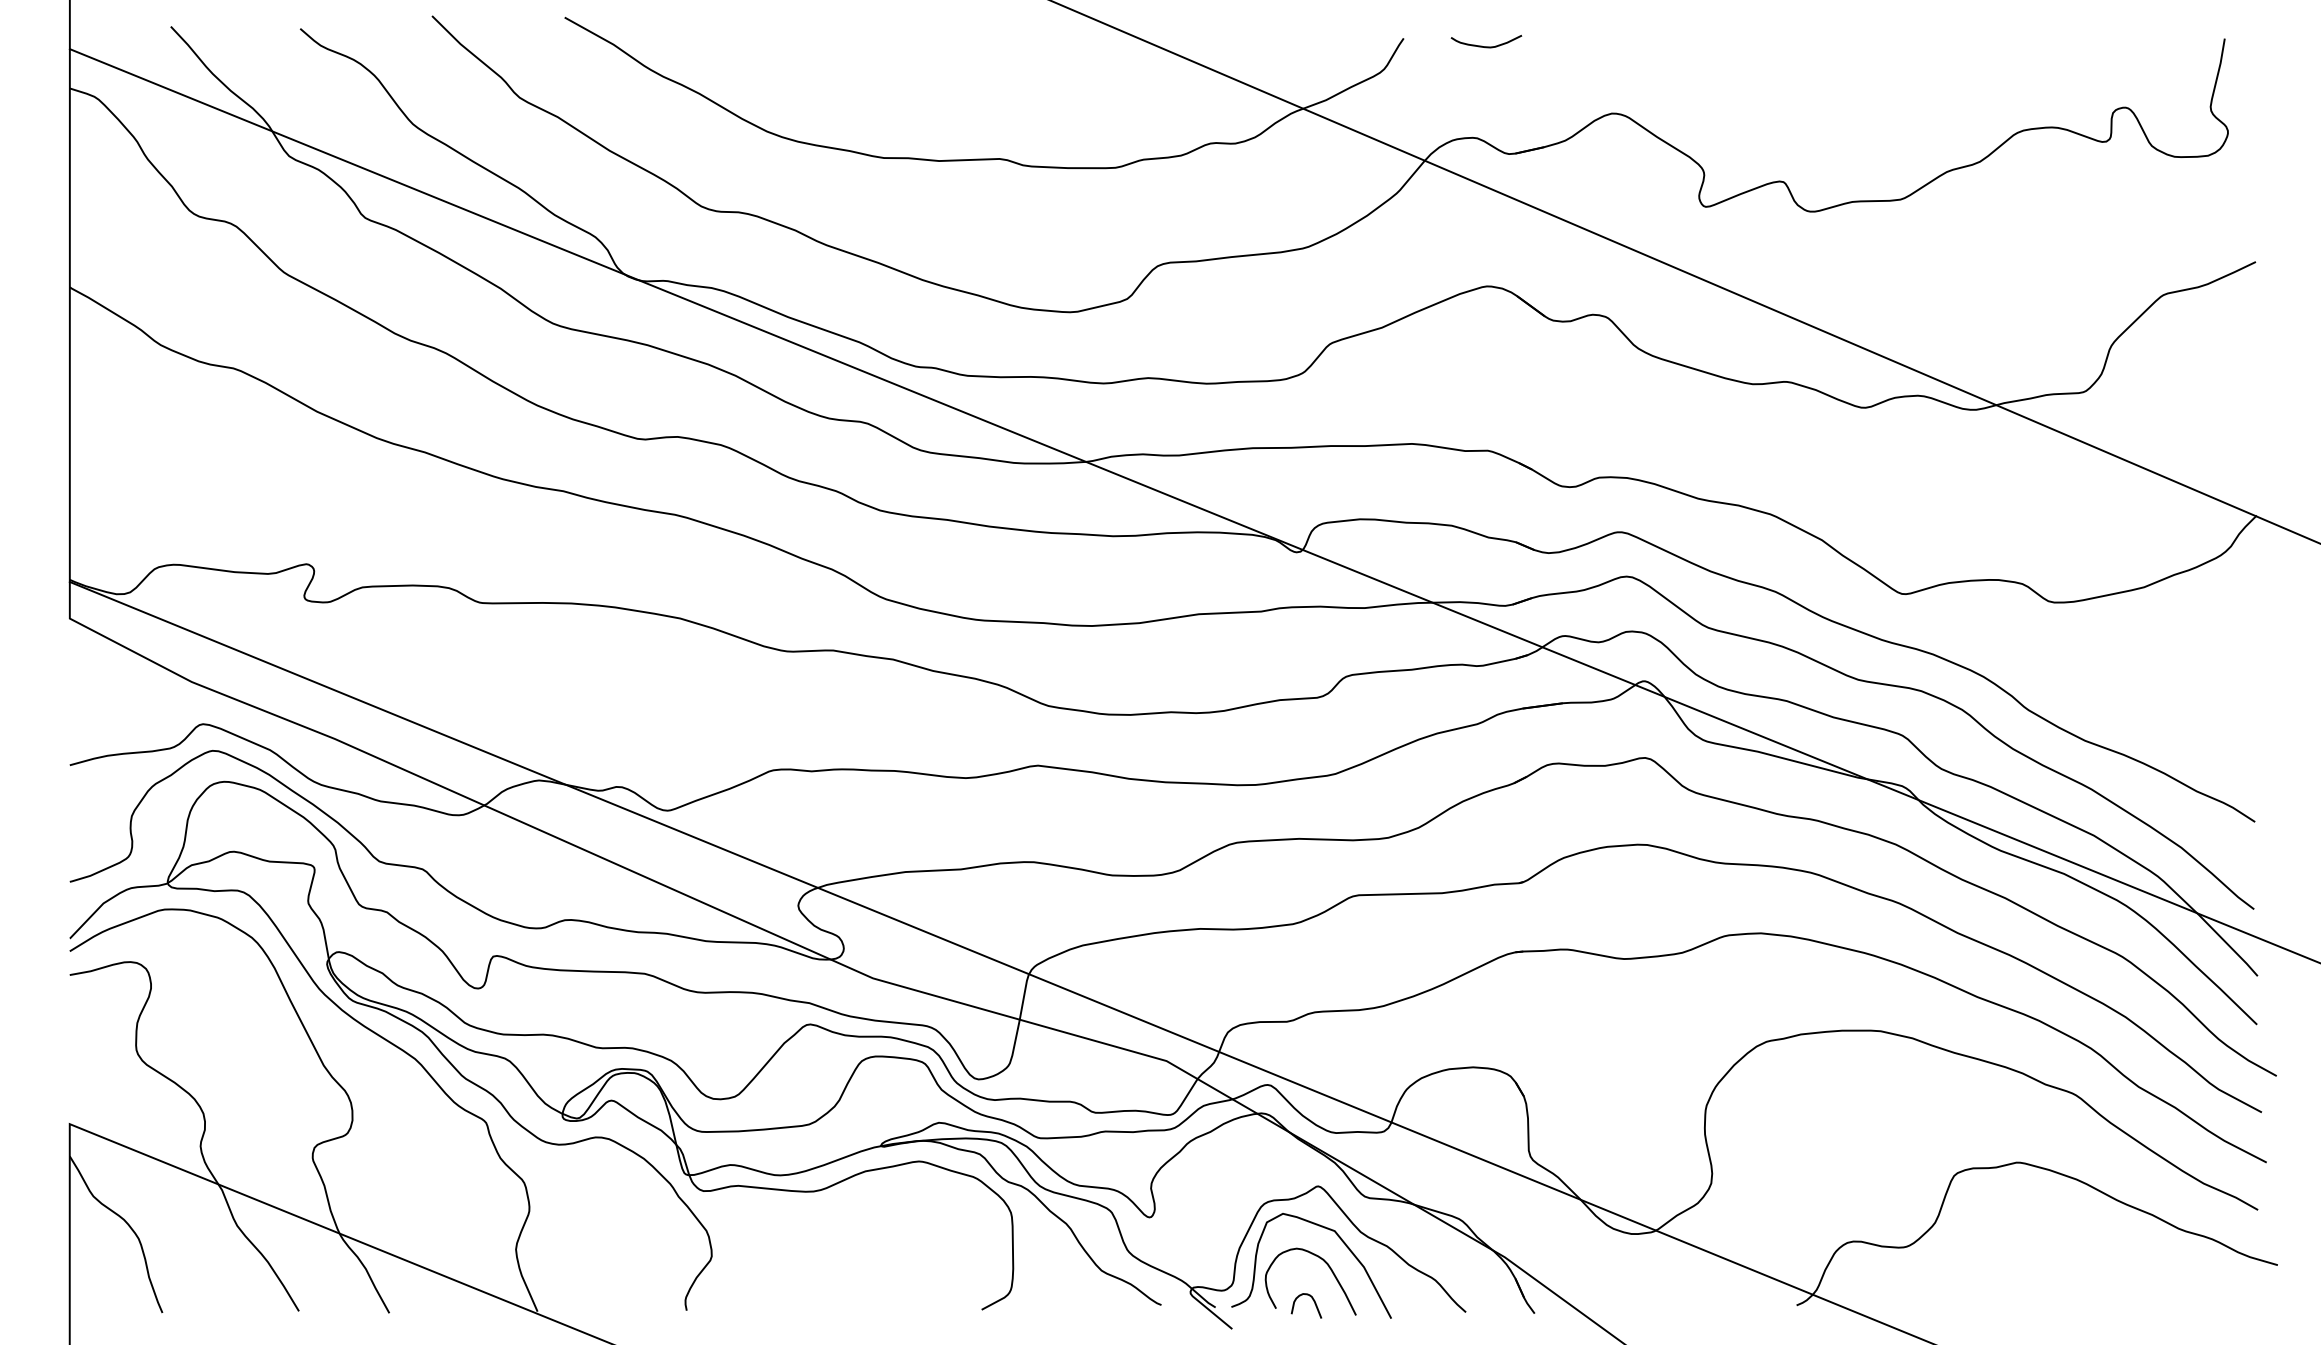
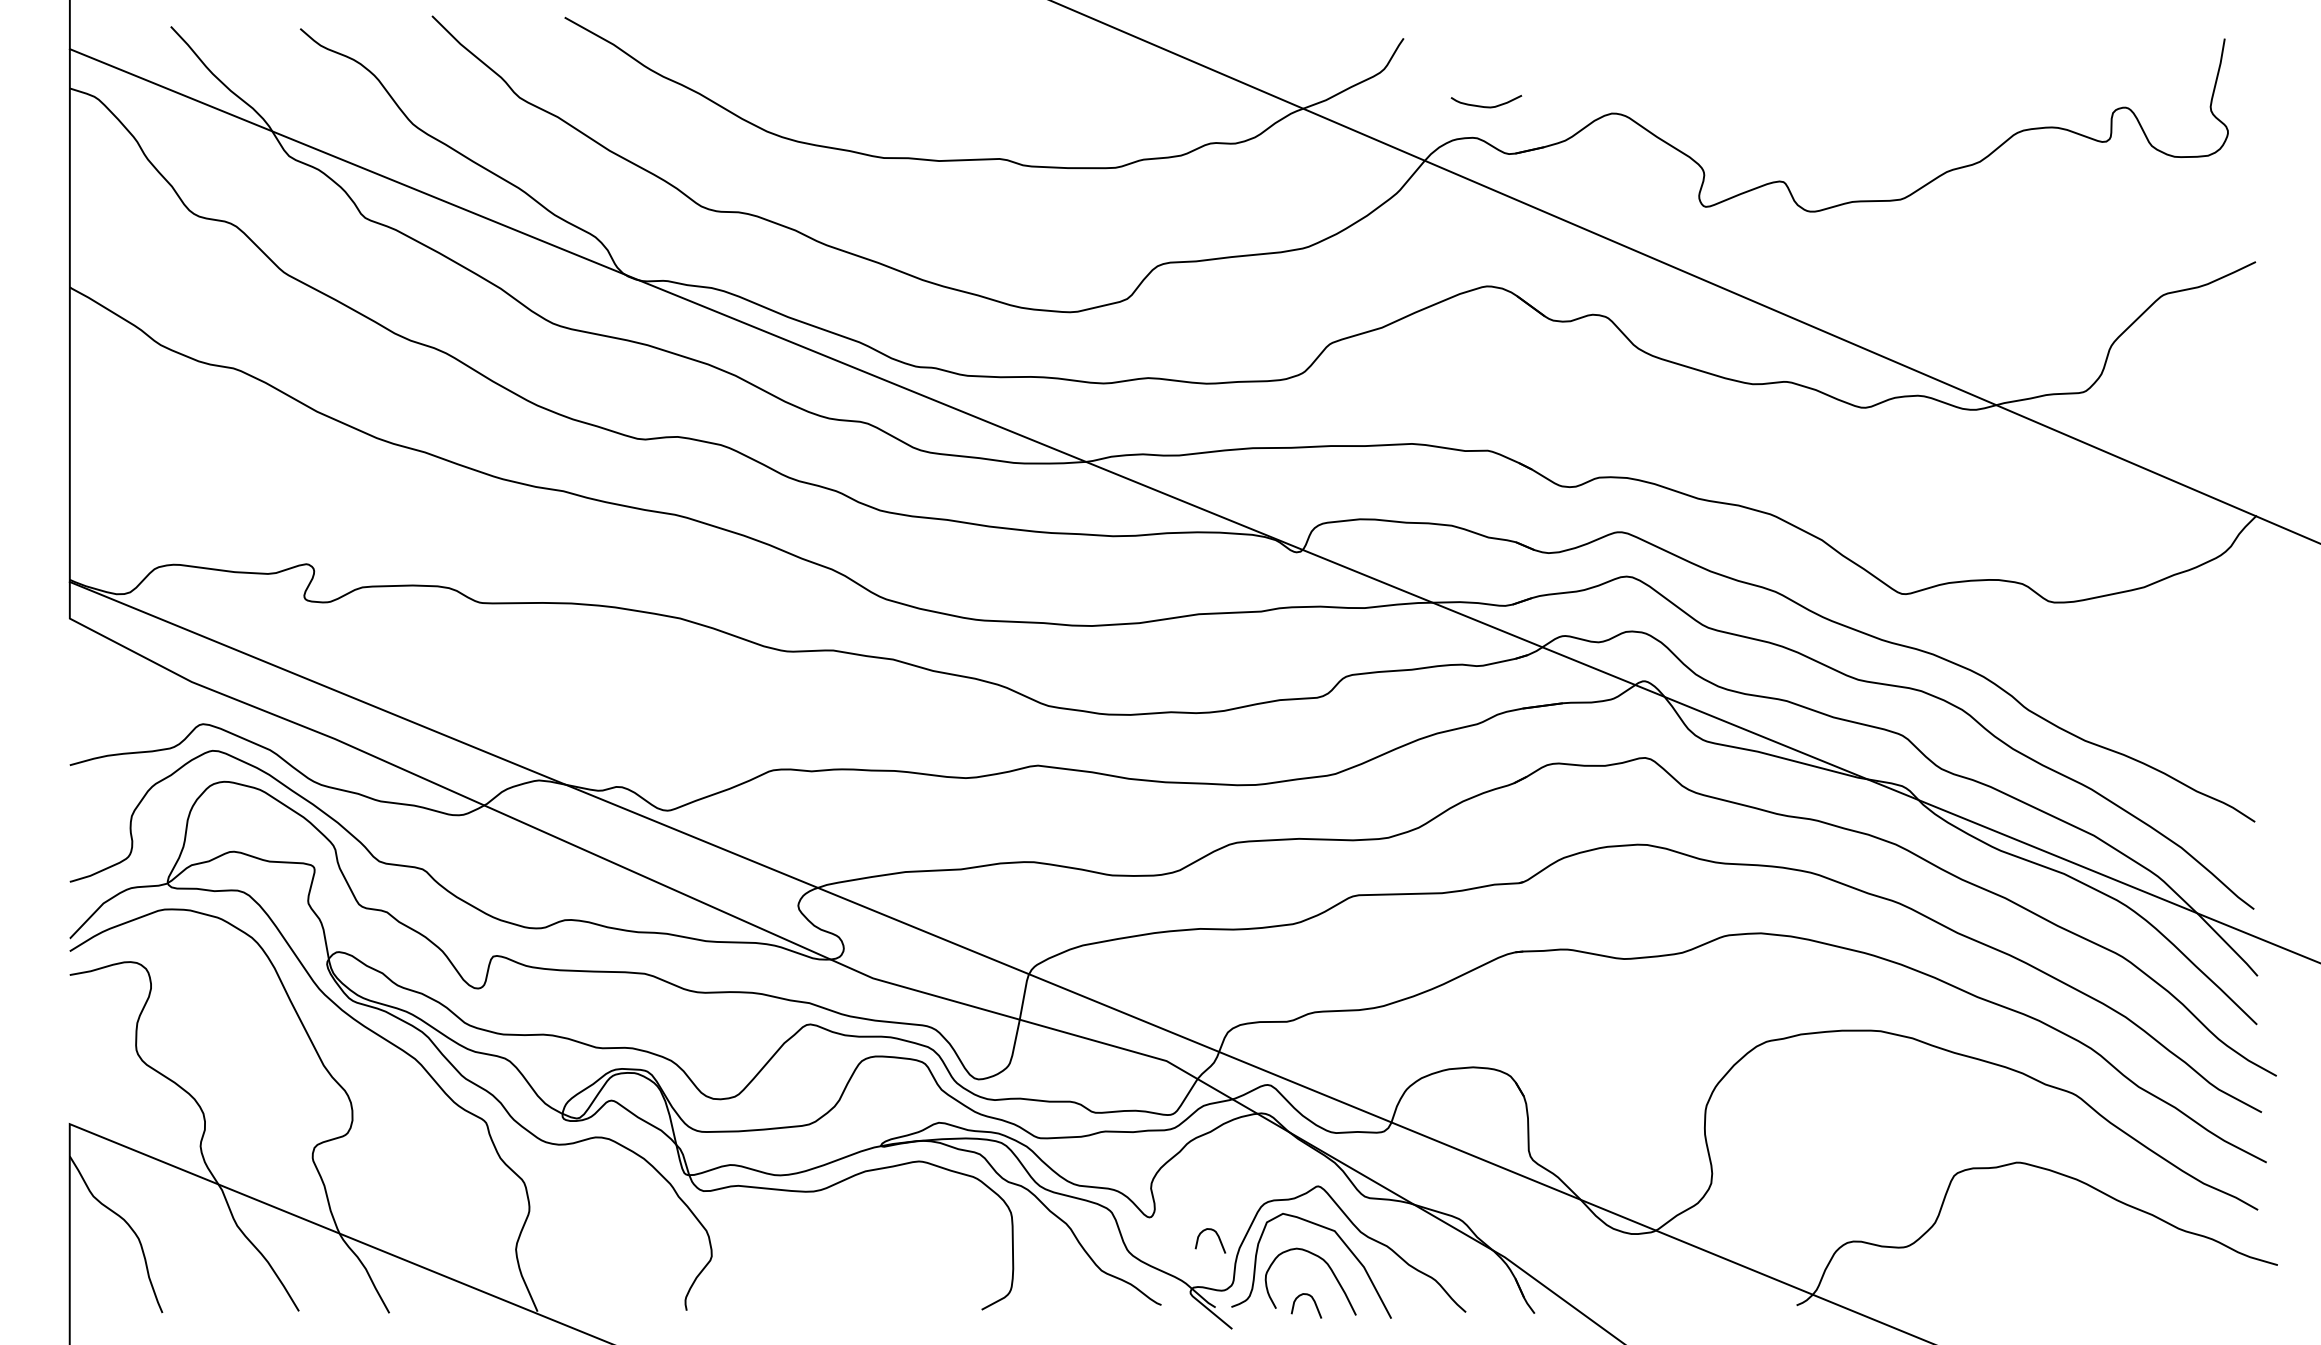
curve position: (1486, 46) -> (1486, 106) (1486, 106)
curve: none -> present (1217, 1236)
